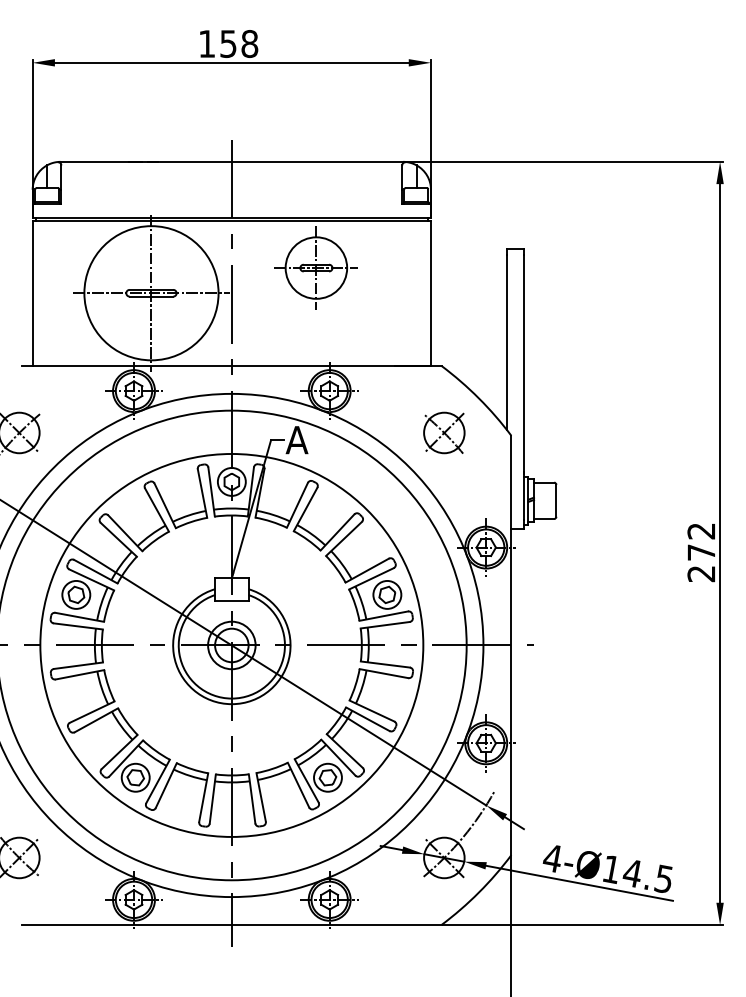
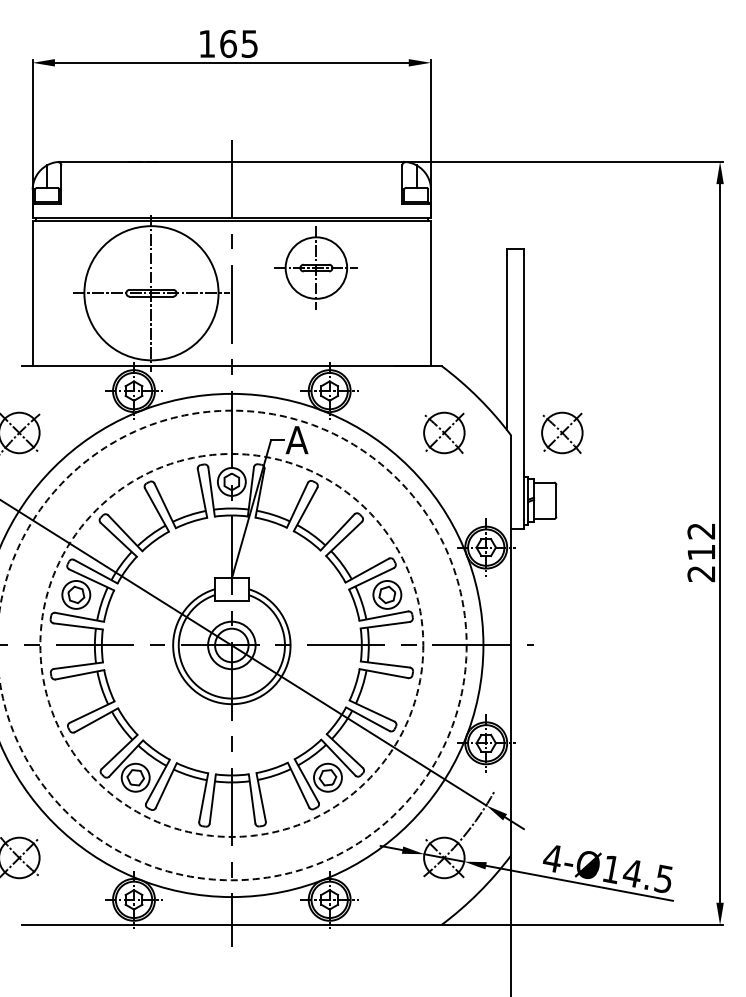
text: 158 -> 165 (239, 44)
part: none -> present (562, 432)
text: 272 -> 212 (700, 552)
circle: solid -> dashed (231, 644)
circle: solid -> dashed (233, 645)
